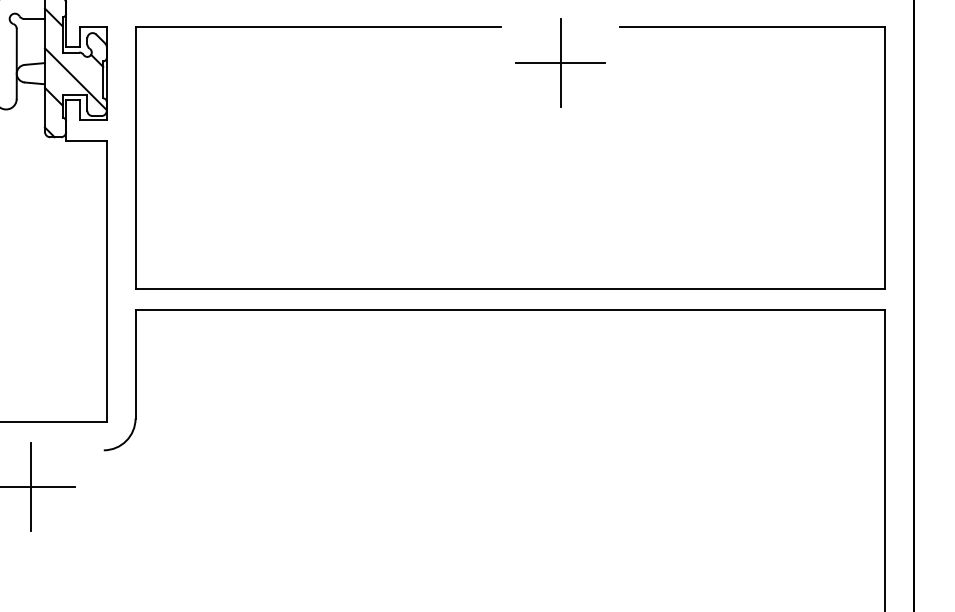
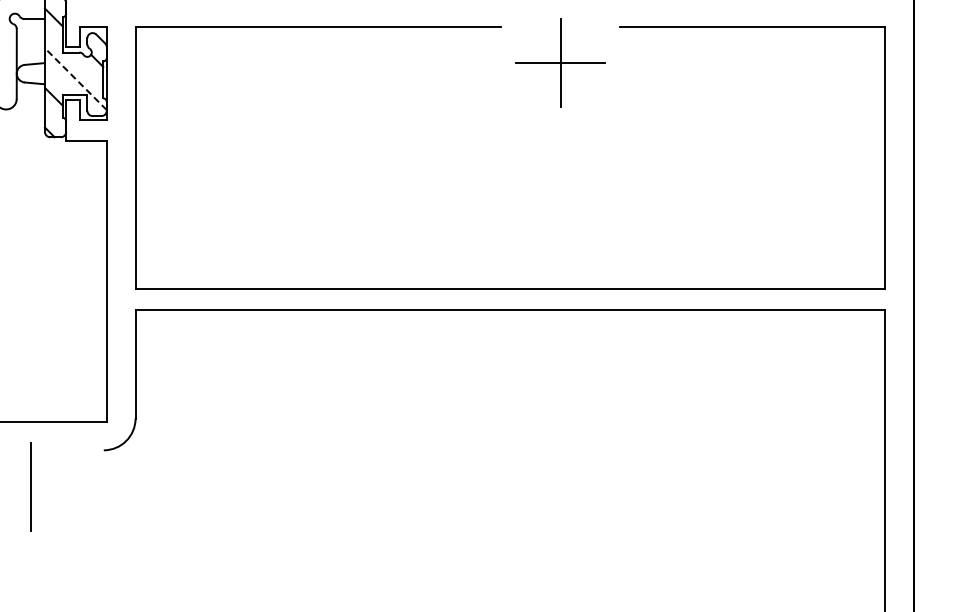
line: solid -> dashed (75, 79)
line: present -> none (38, 486)
